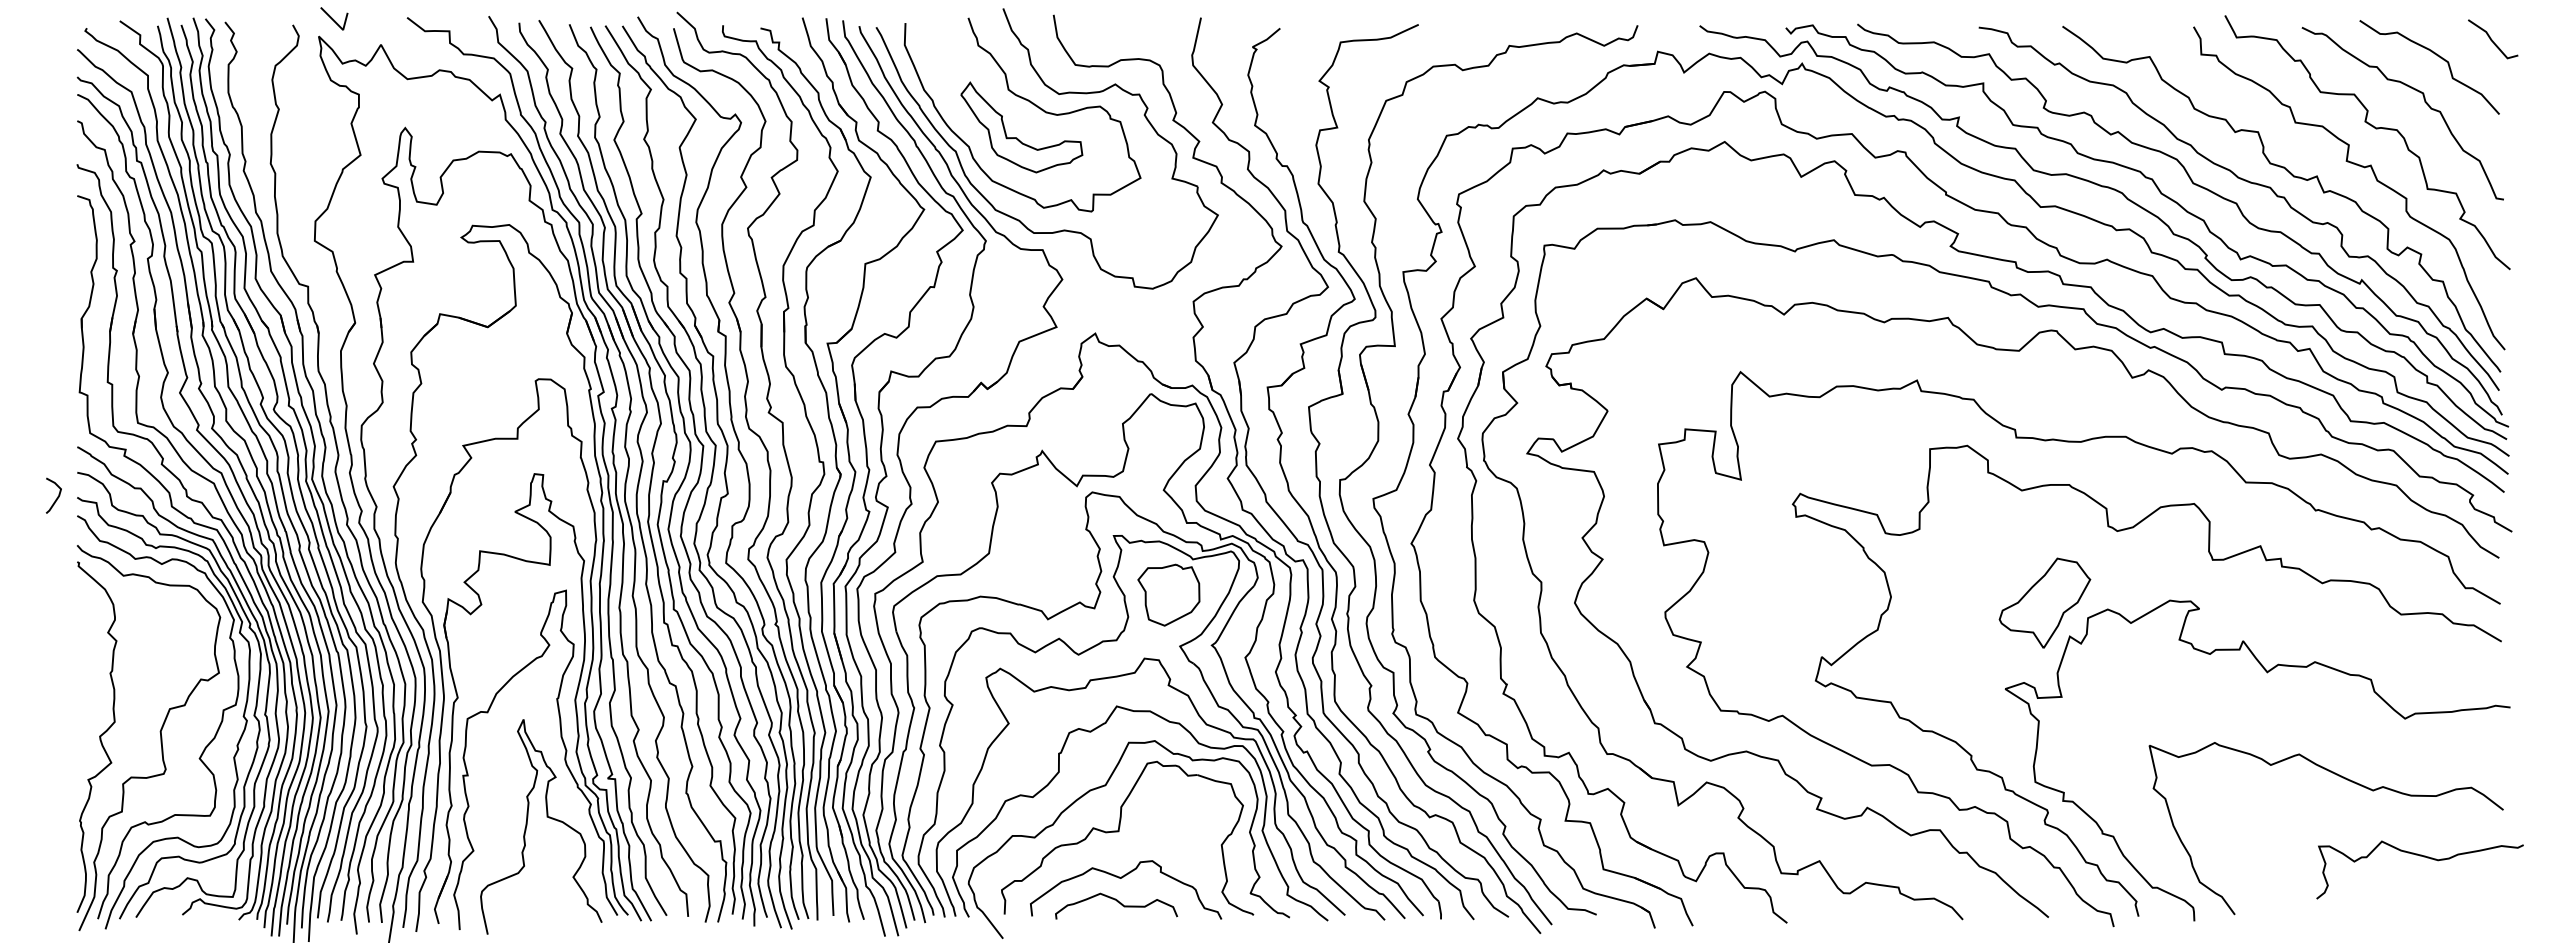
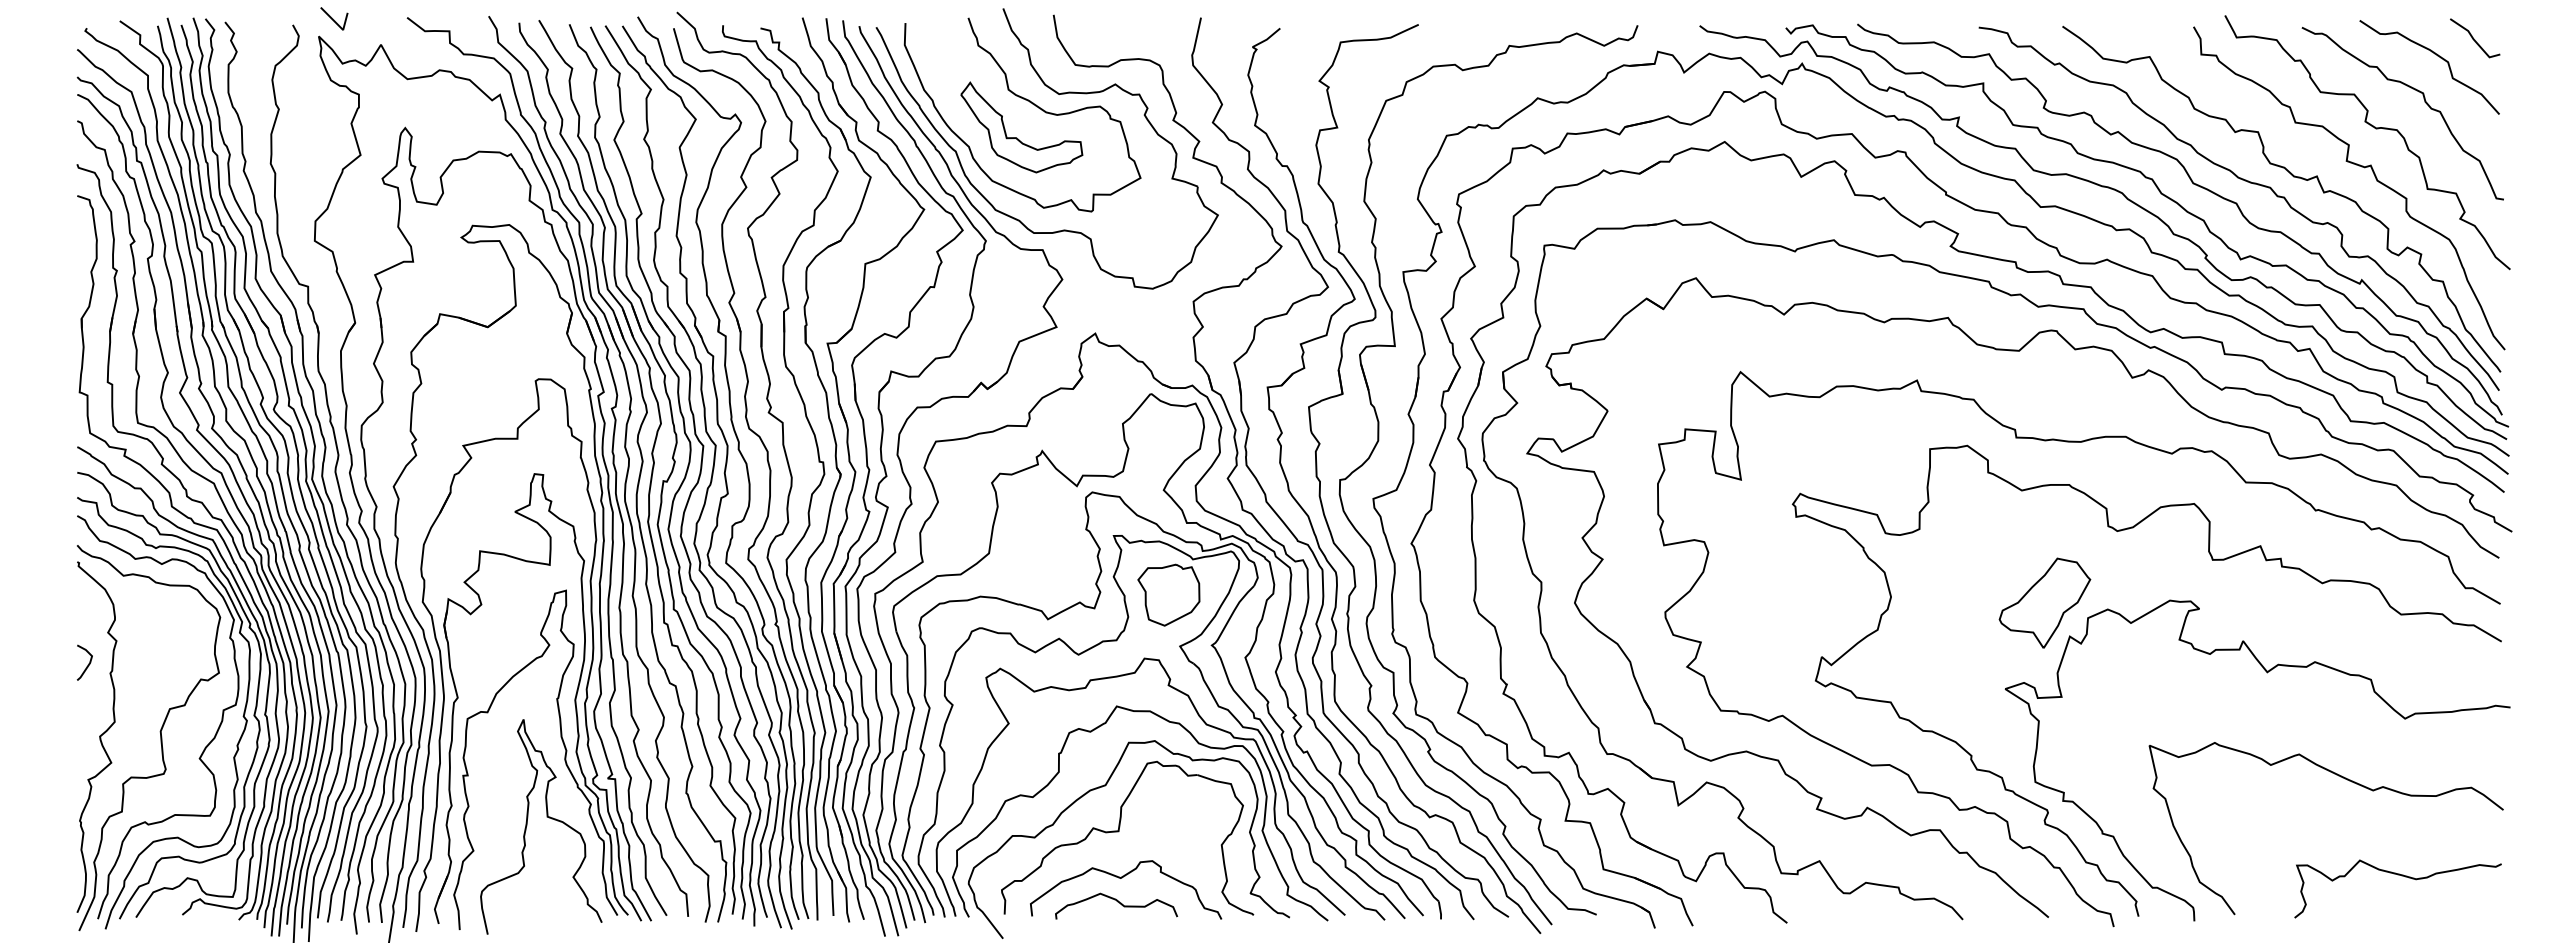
line position: (2492, 39) -> (2474, 38) (2474, 38)
curve position: (57, 496) -> (88, 663) (88, 663)
curve position: (2423, 857) -> (2401, 876) (2401, 876)
